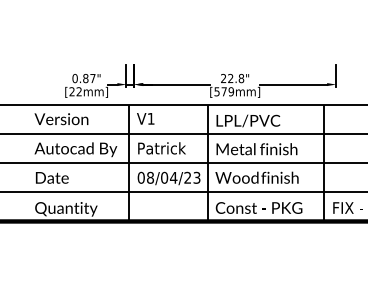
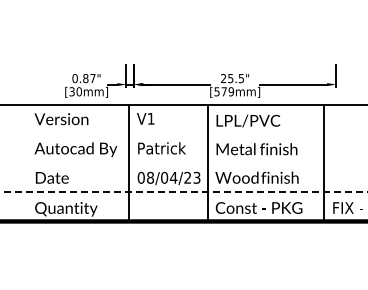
text: 22.8" -> 25.5" (236, 78)
text: [22mm] -> [30mm] (75, 91)
line: present -> none (183, 134)
line: present -> none (183, 163)
line: solid -> dashed (183, 192)
